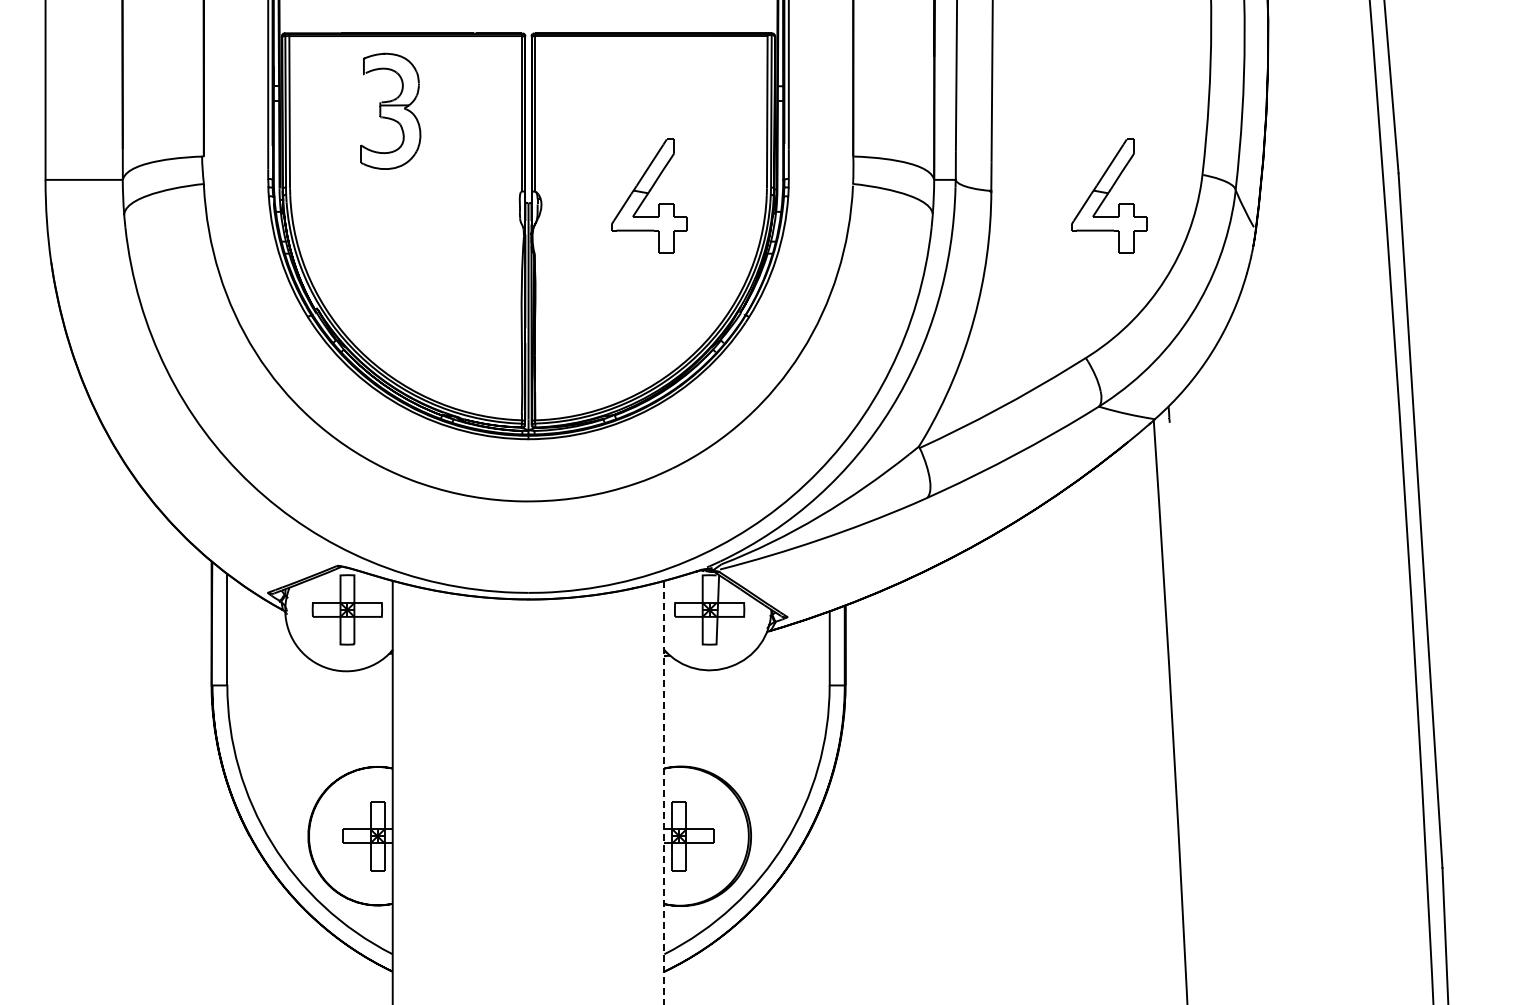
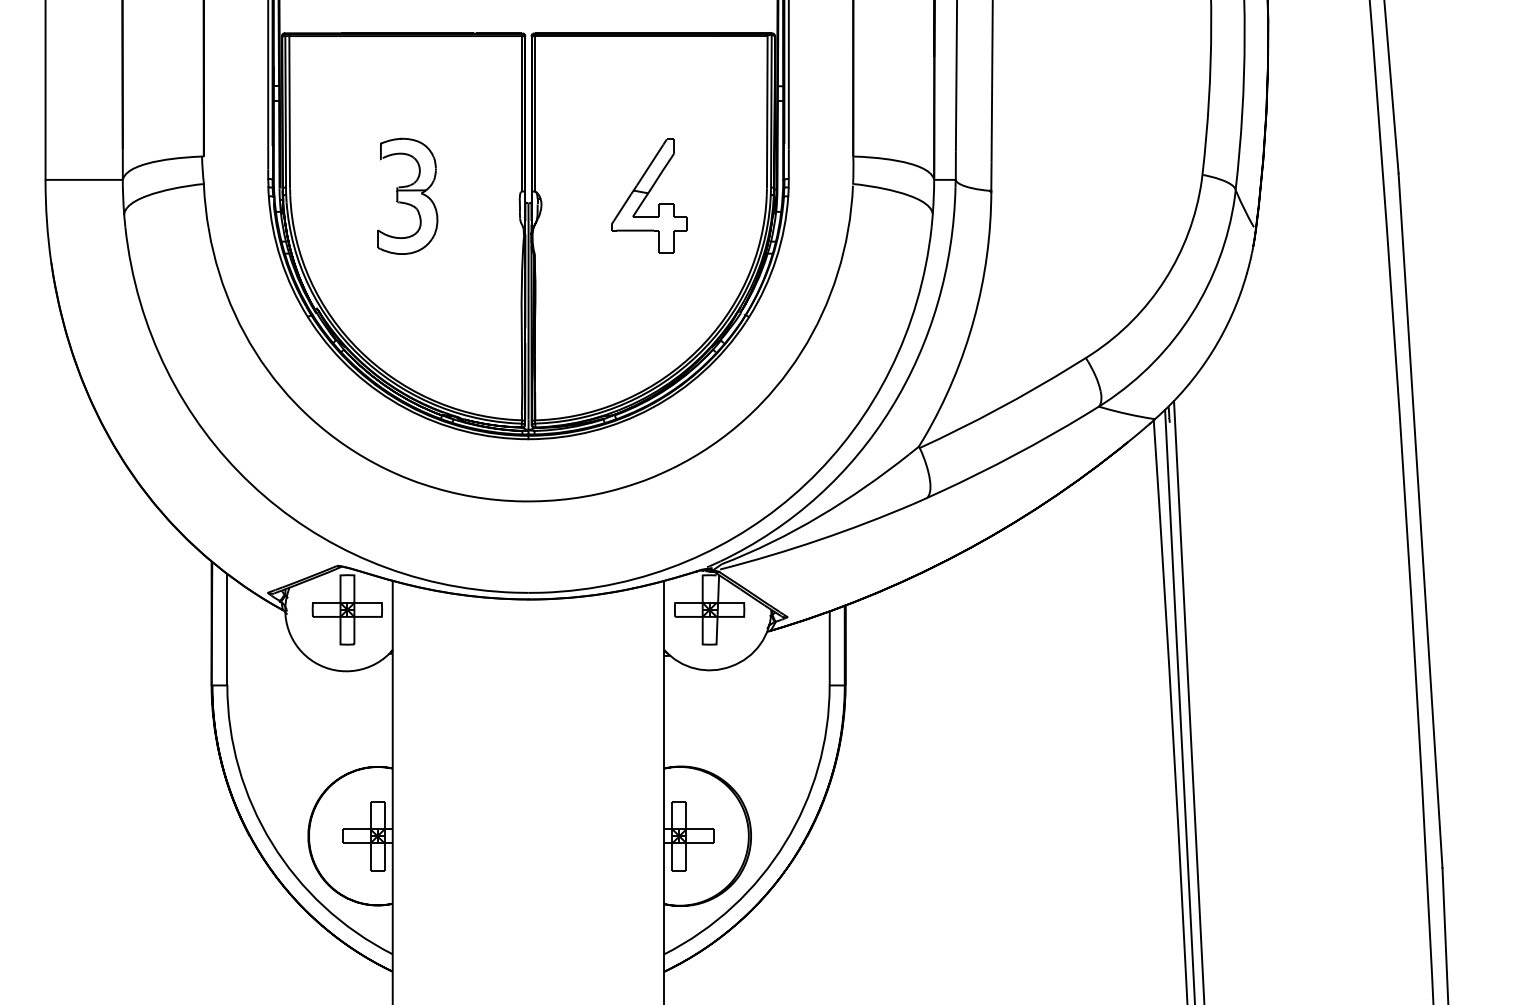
part position: (390, 110) -> (407, 195) (407, 195)
part: present -> none (1109, 195)
line: none -> present (1189, 701)
line: none -> present (1179, 705)
line: dashed -> solid (664, 792)
